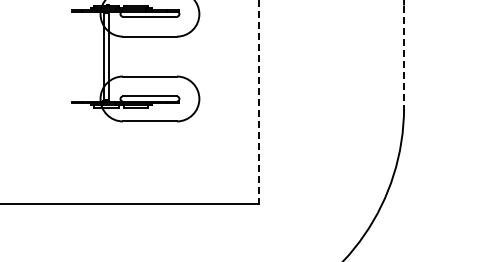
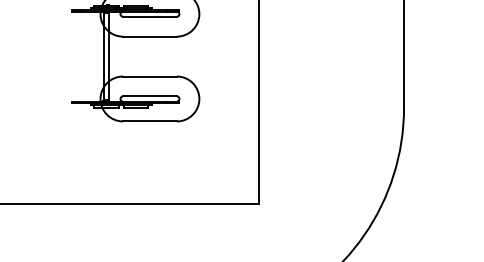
line: dashed -> solid (404, 57)
line: dashed -> solid (258, 102)
